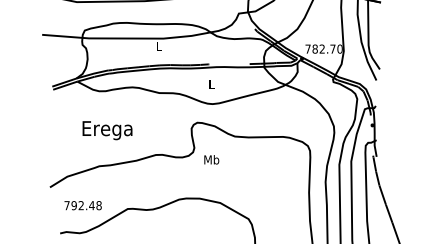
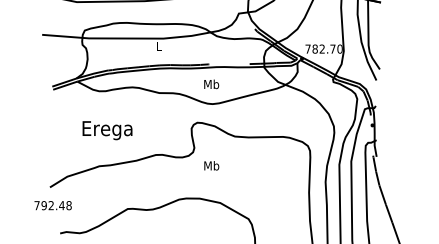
text: L -> Mb (211, 84)
text position: (211, 159) -> (211, 165) (211, 165)
text position: (82, 205) -> (52, 205) (52, 205)
